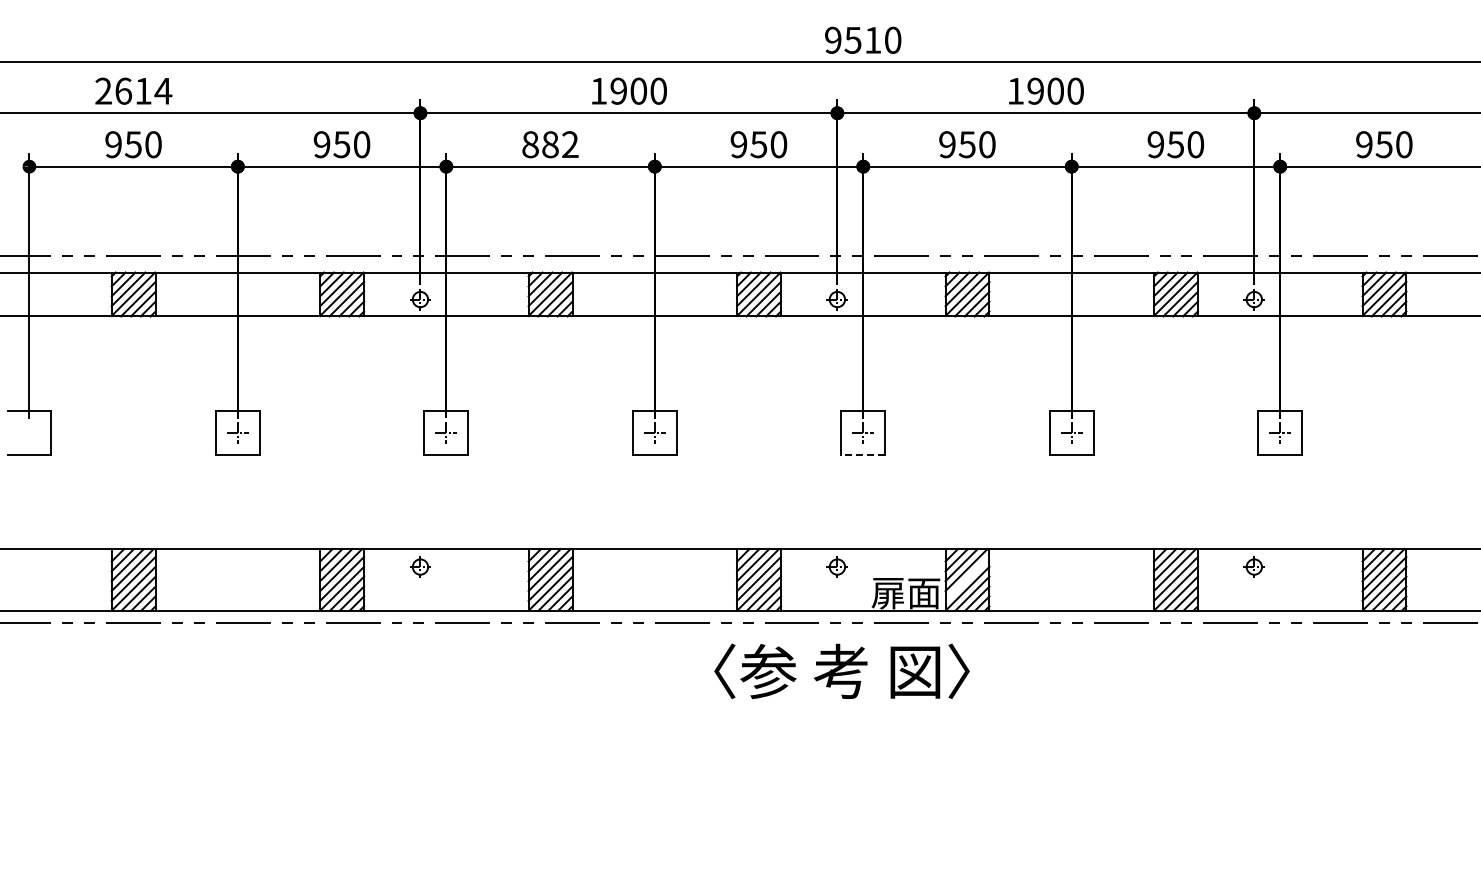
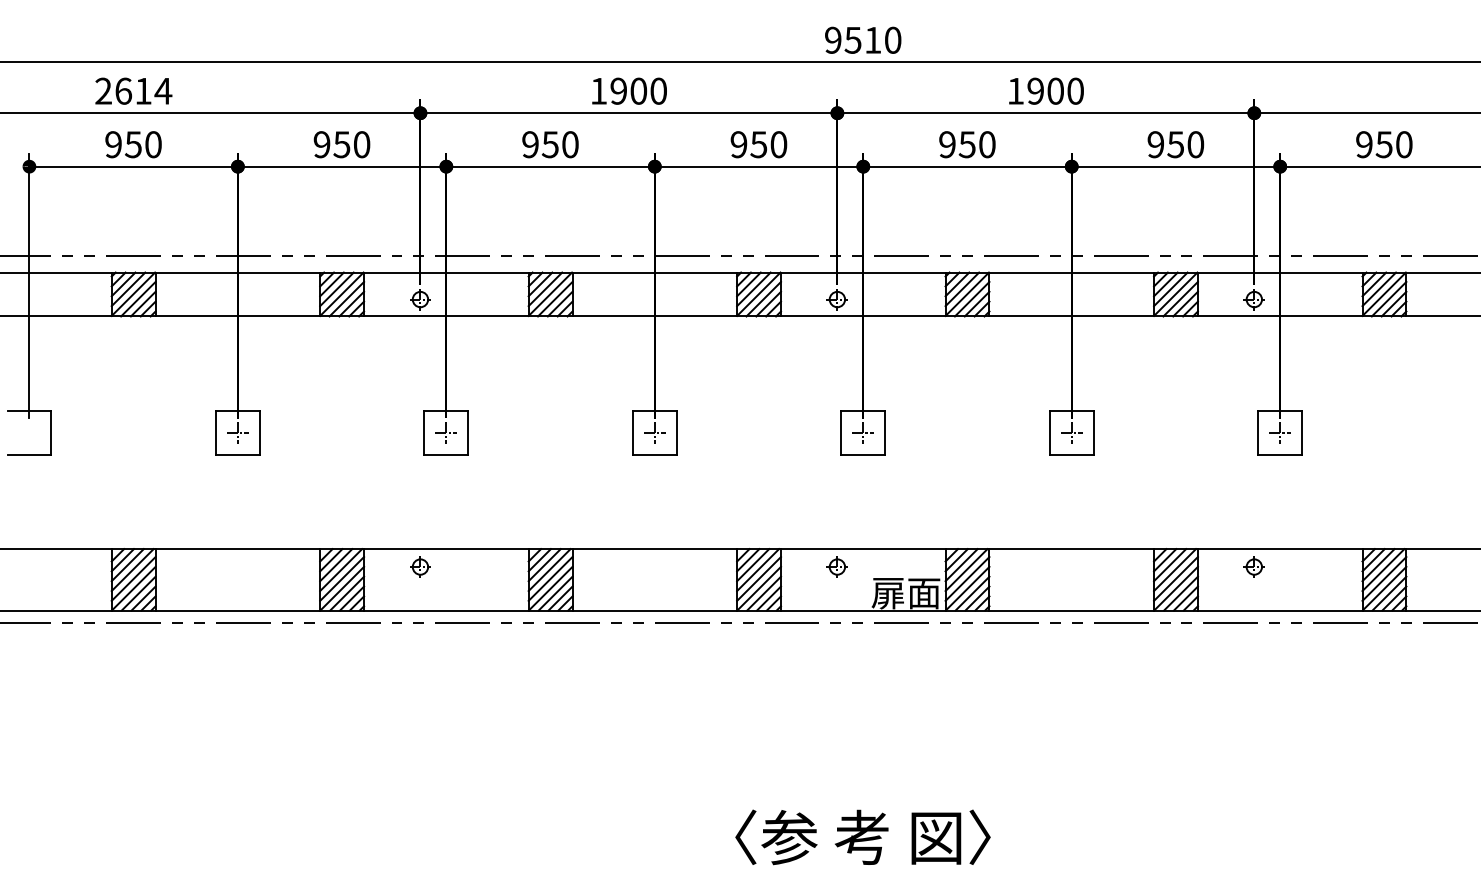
text: 882 -> 950 (550, 144)
line: dashed -> solid (863, 455)
line: none -> present (967, 578)
text position: (841, 671) -> (862, 837) (862, 837)
